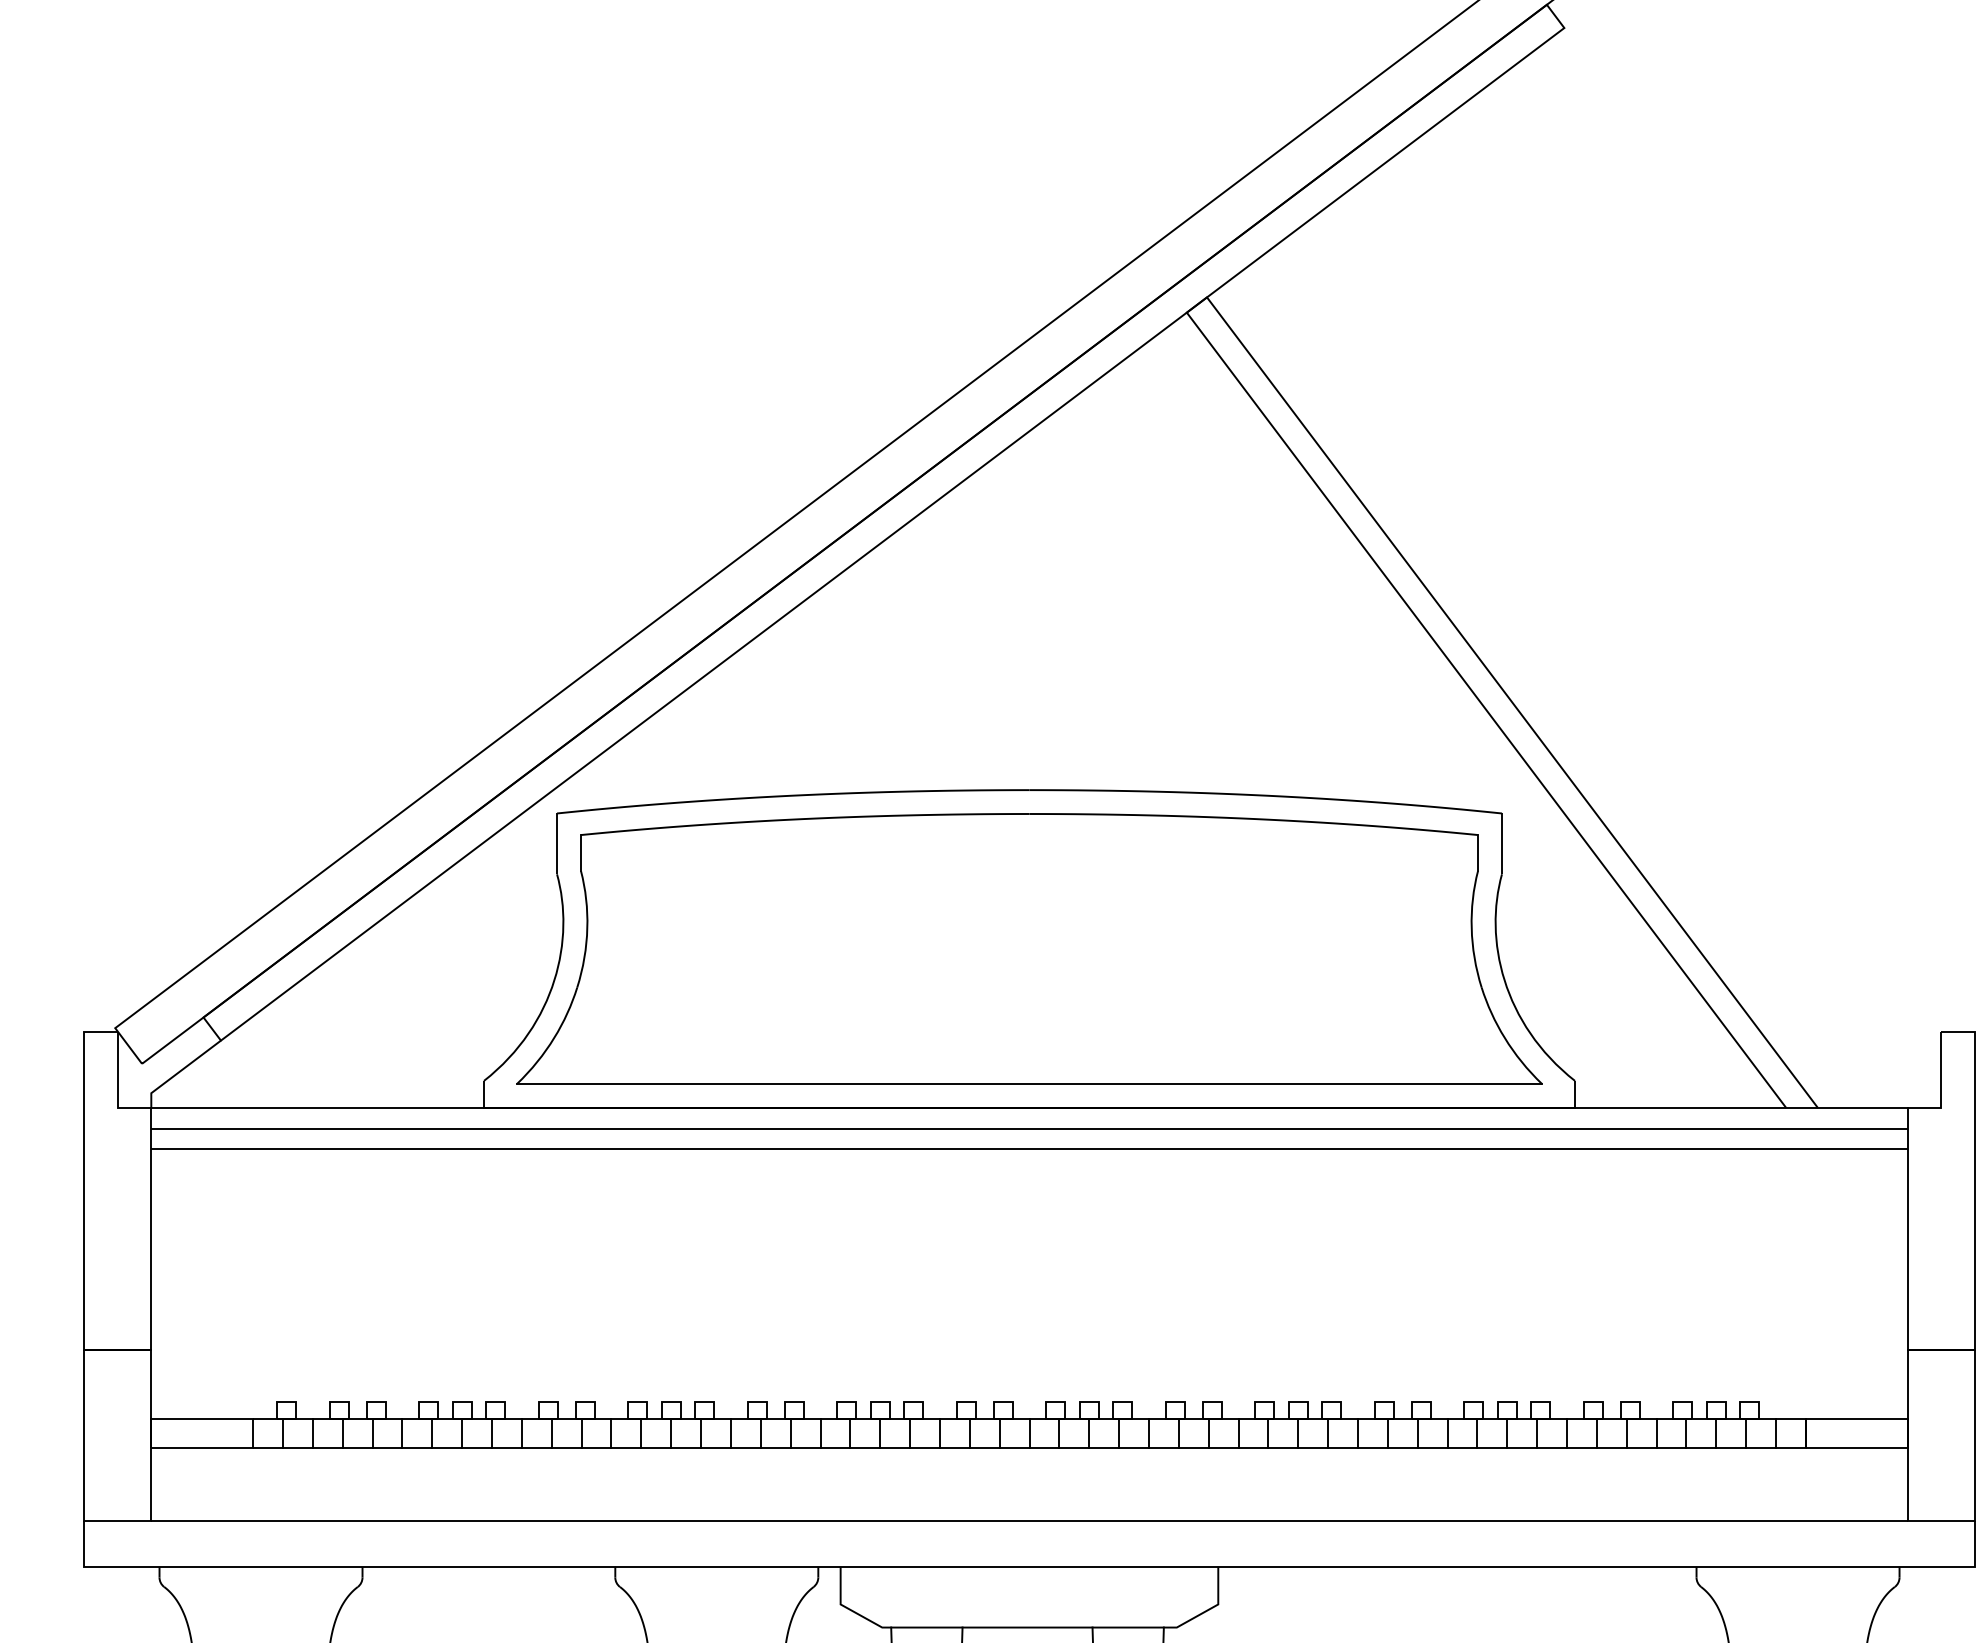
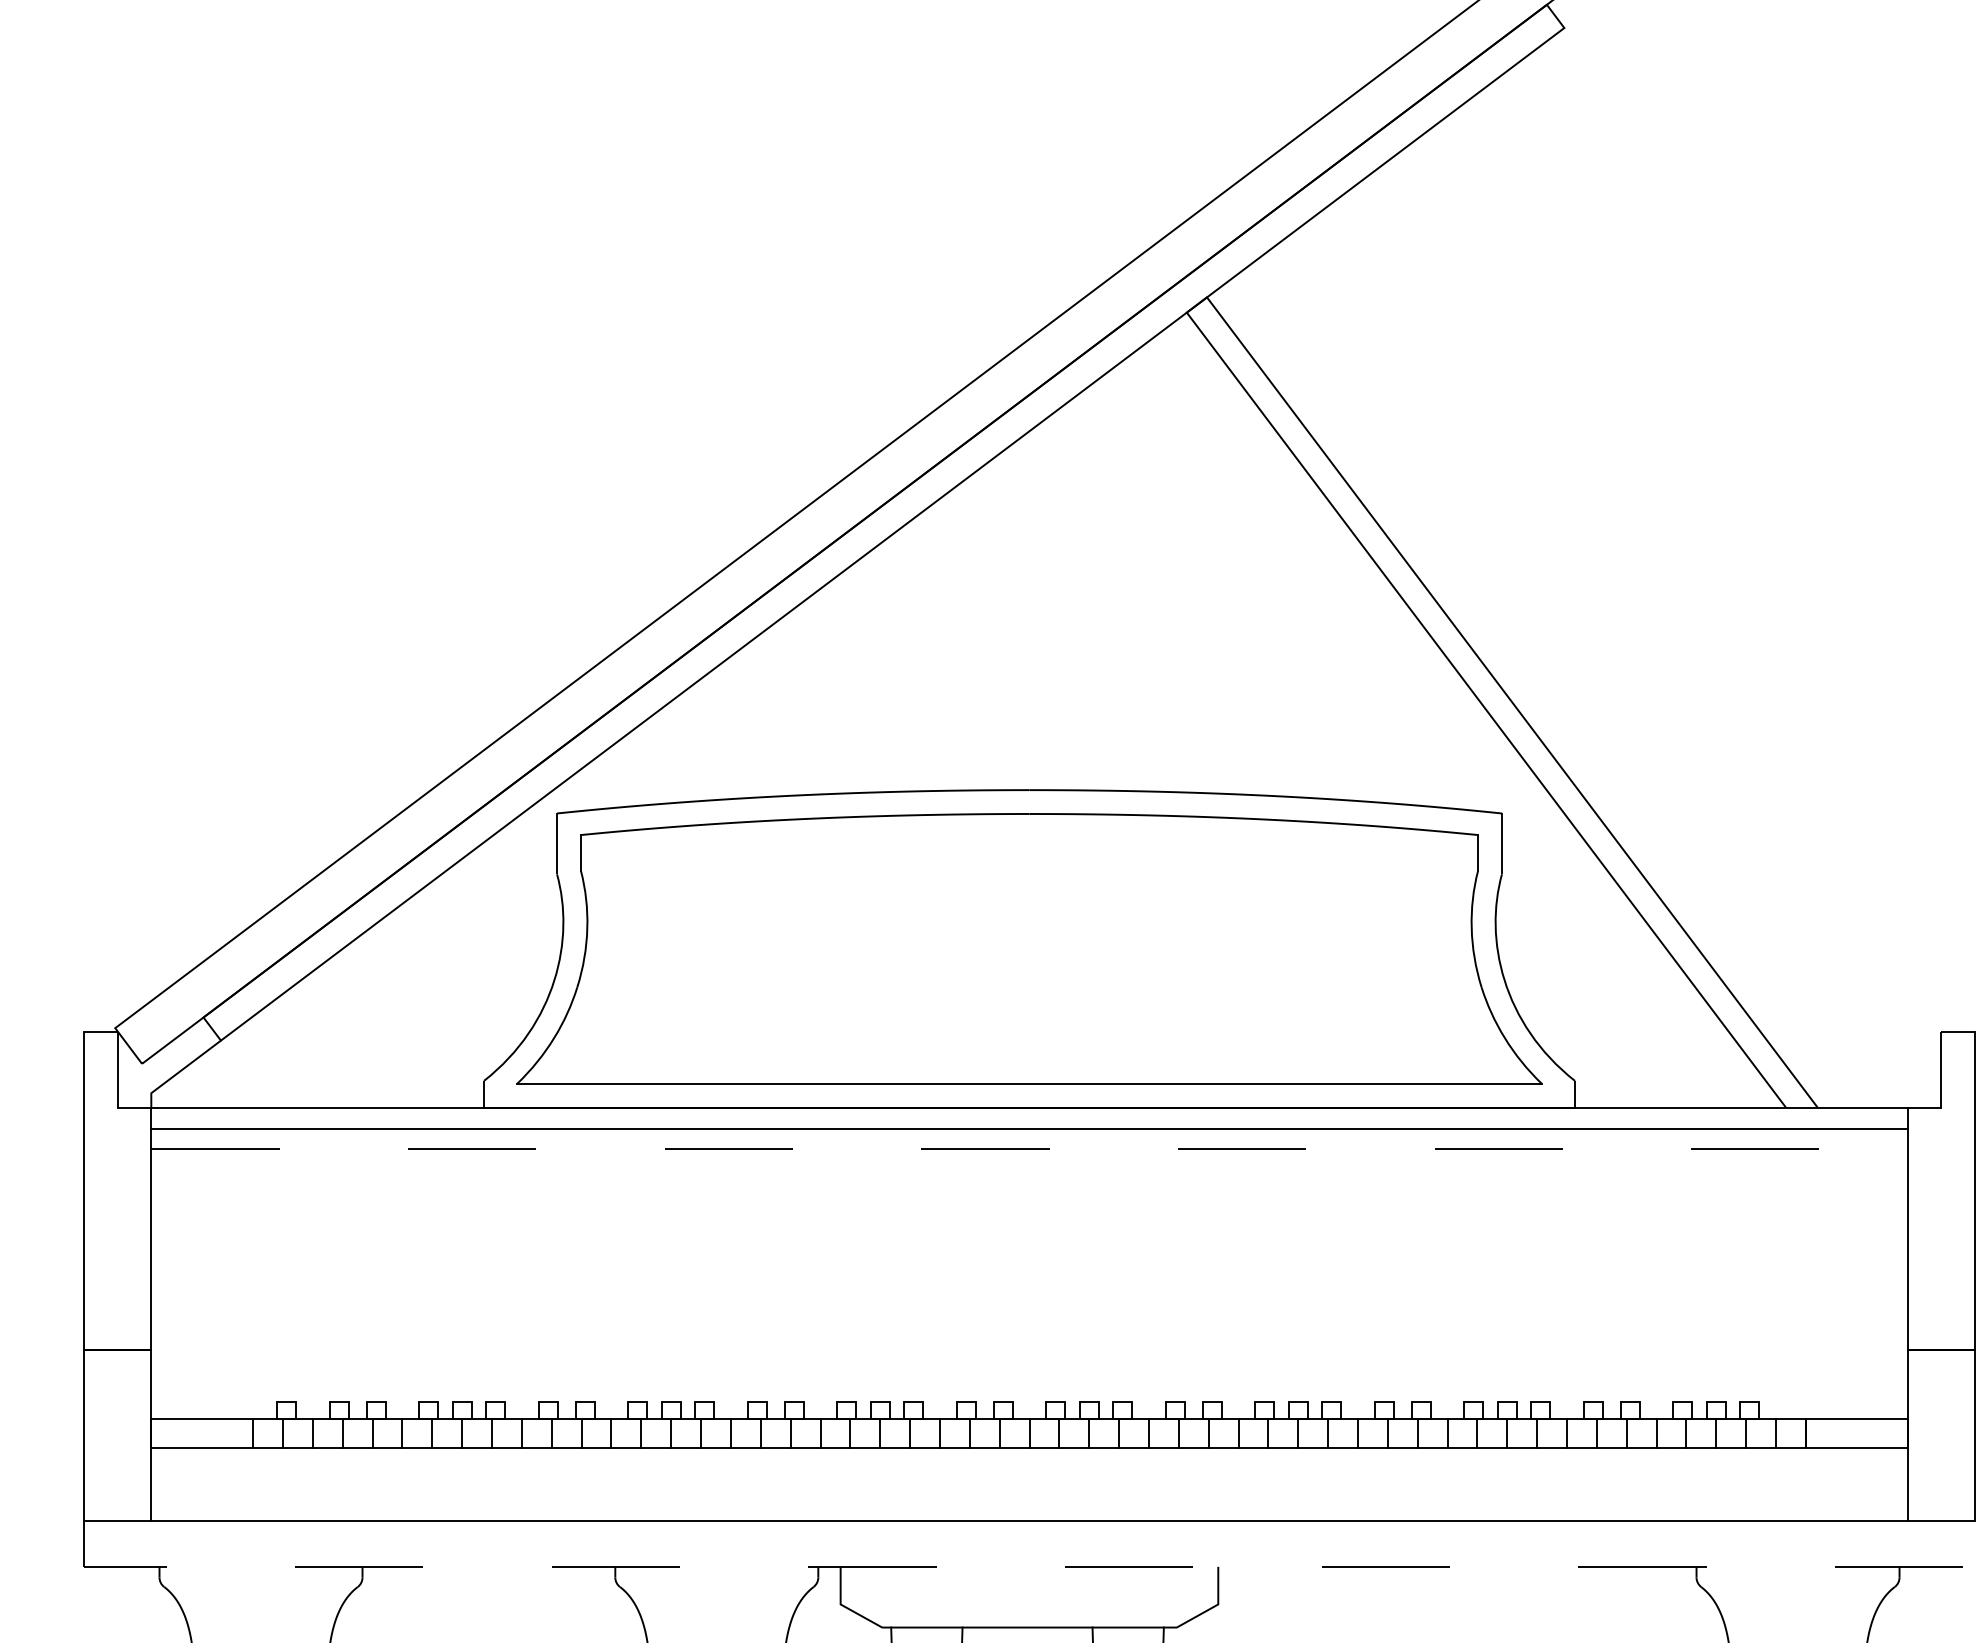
line: solid -> dashed (1030, 1148)
line: solid -> dashed (1030, 1566)
